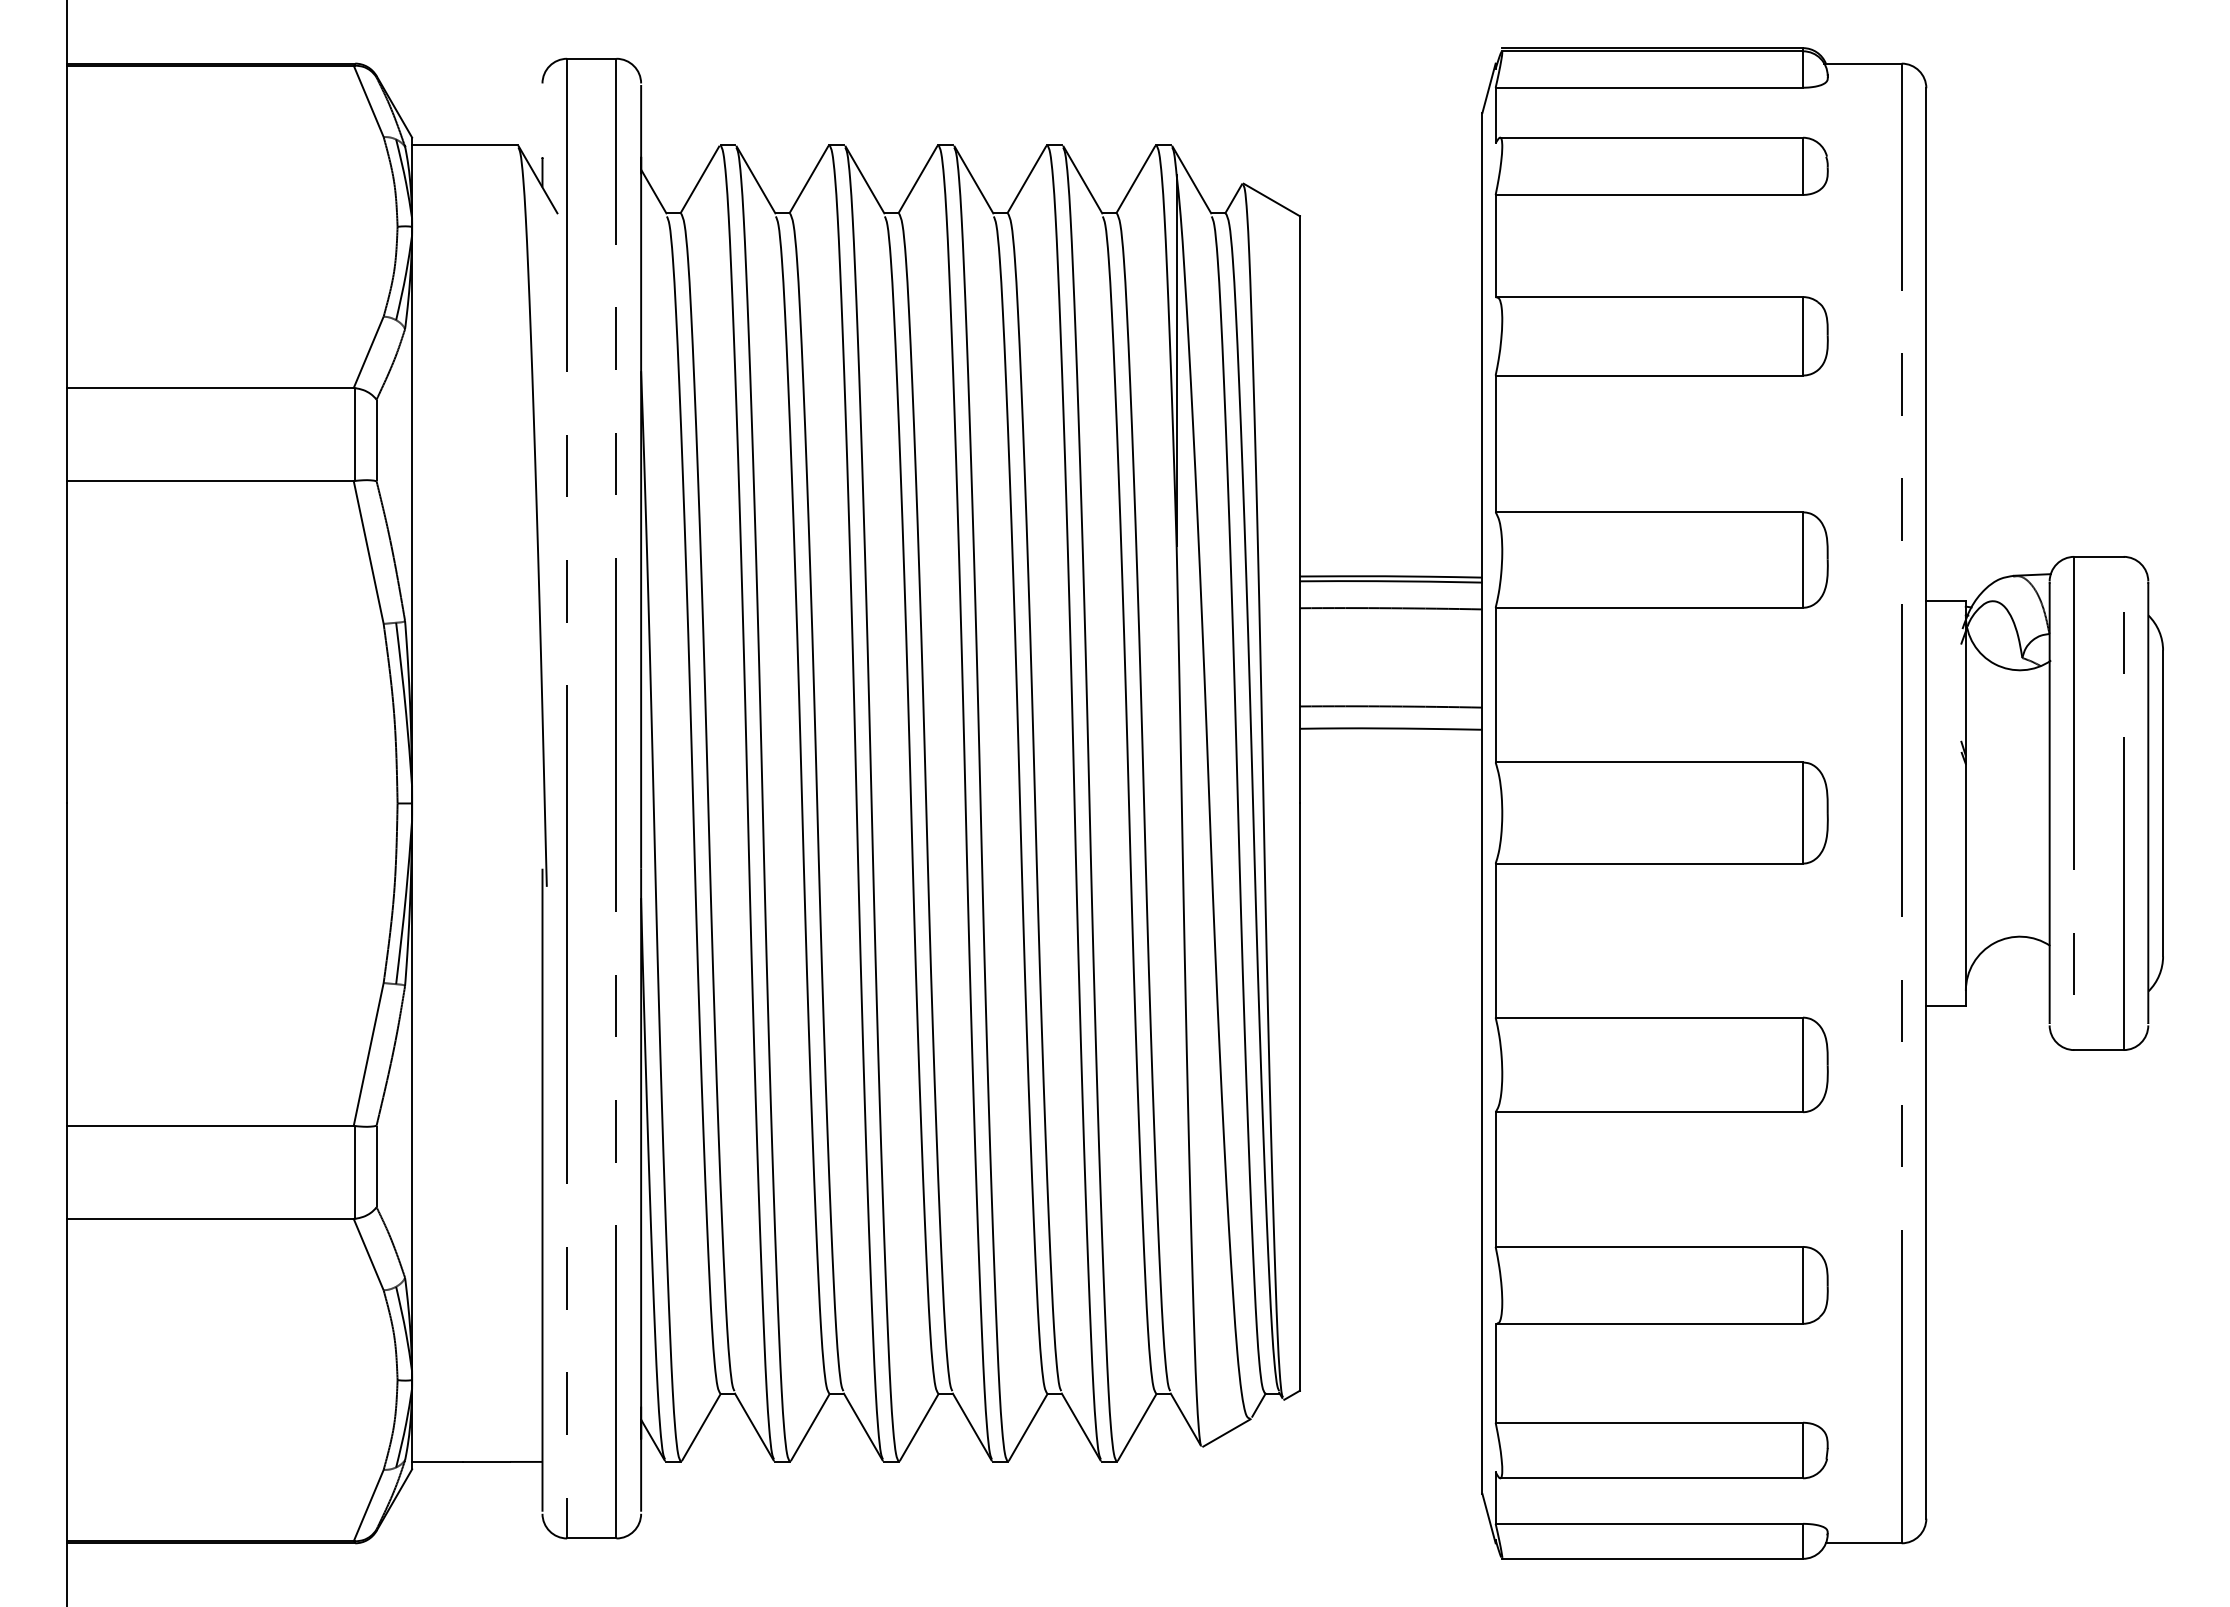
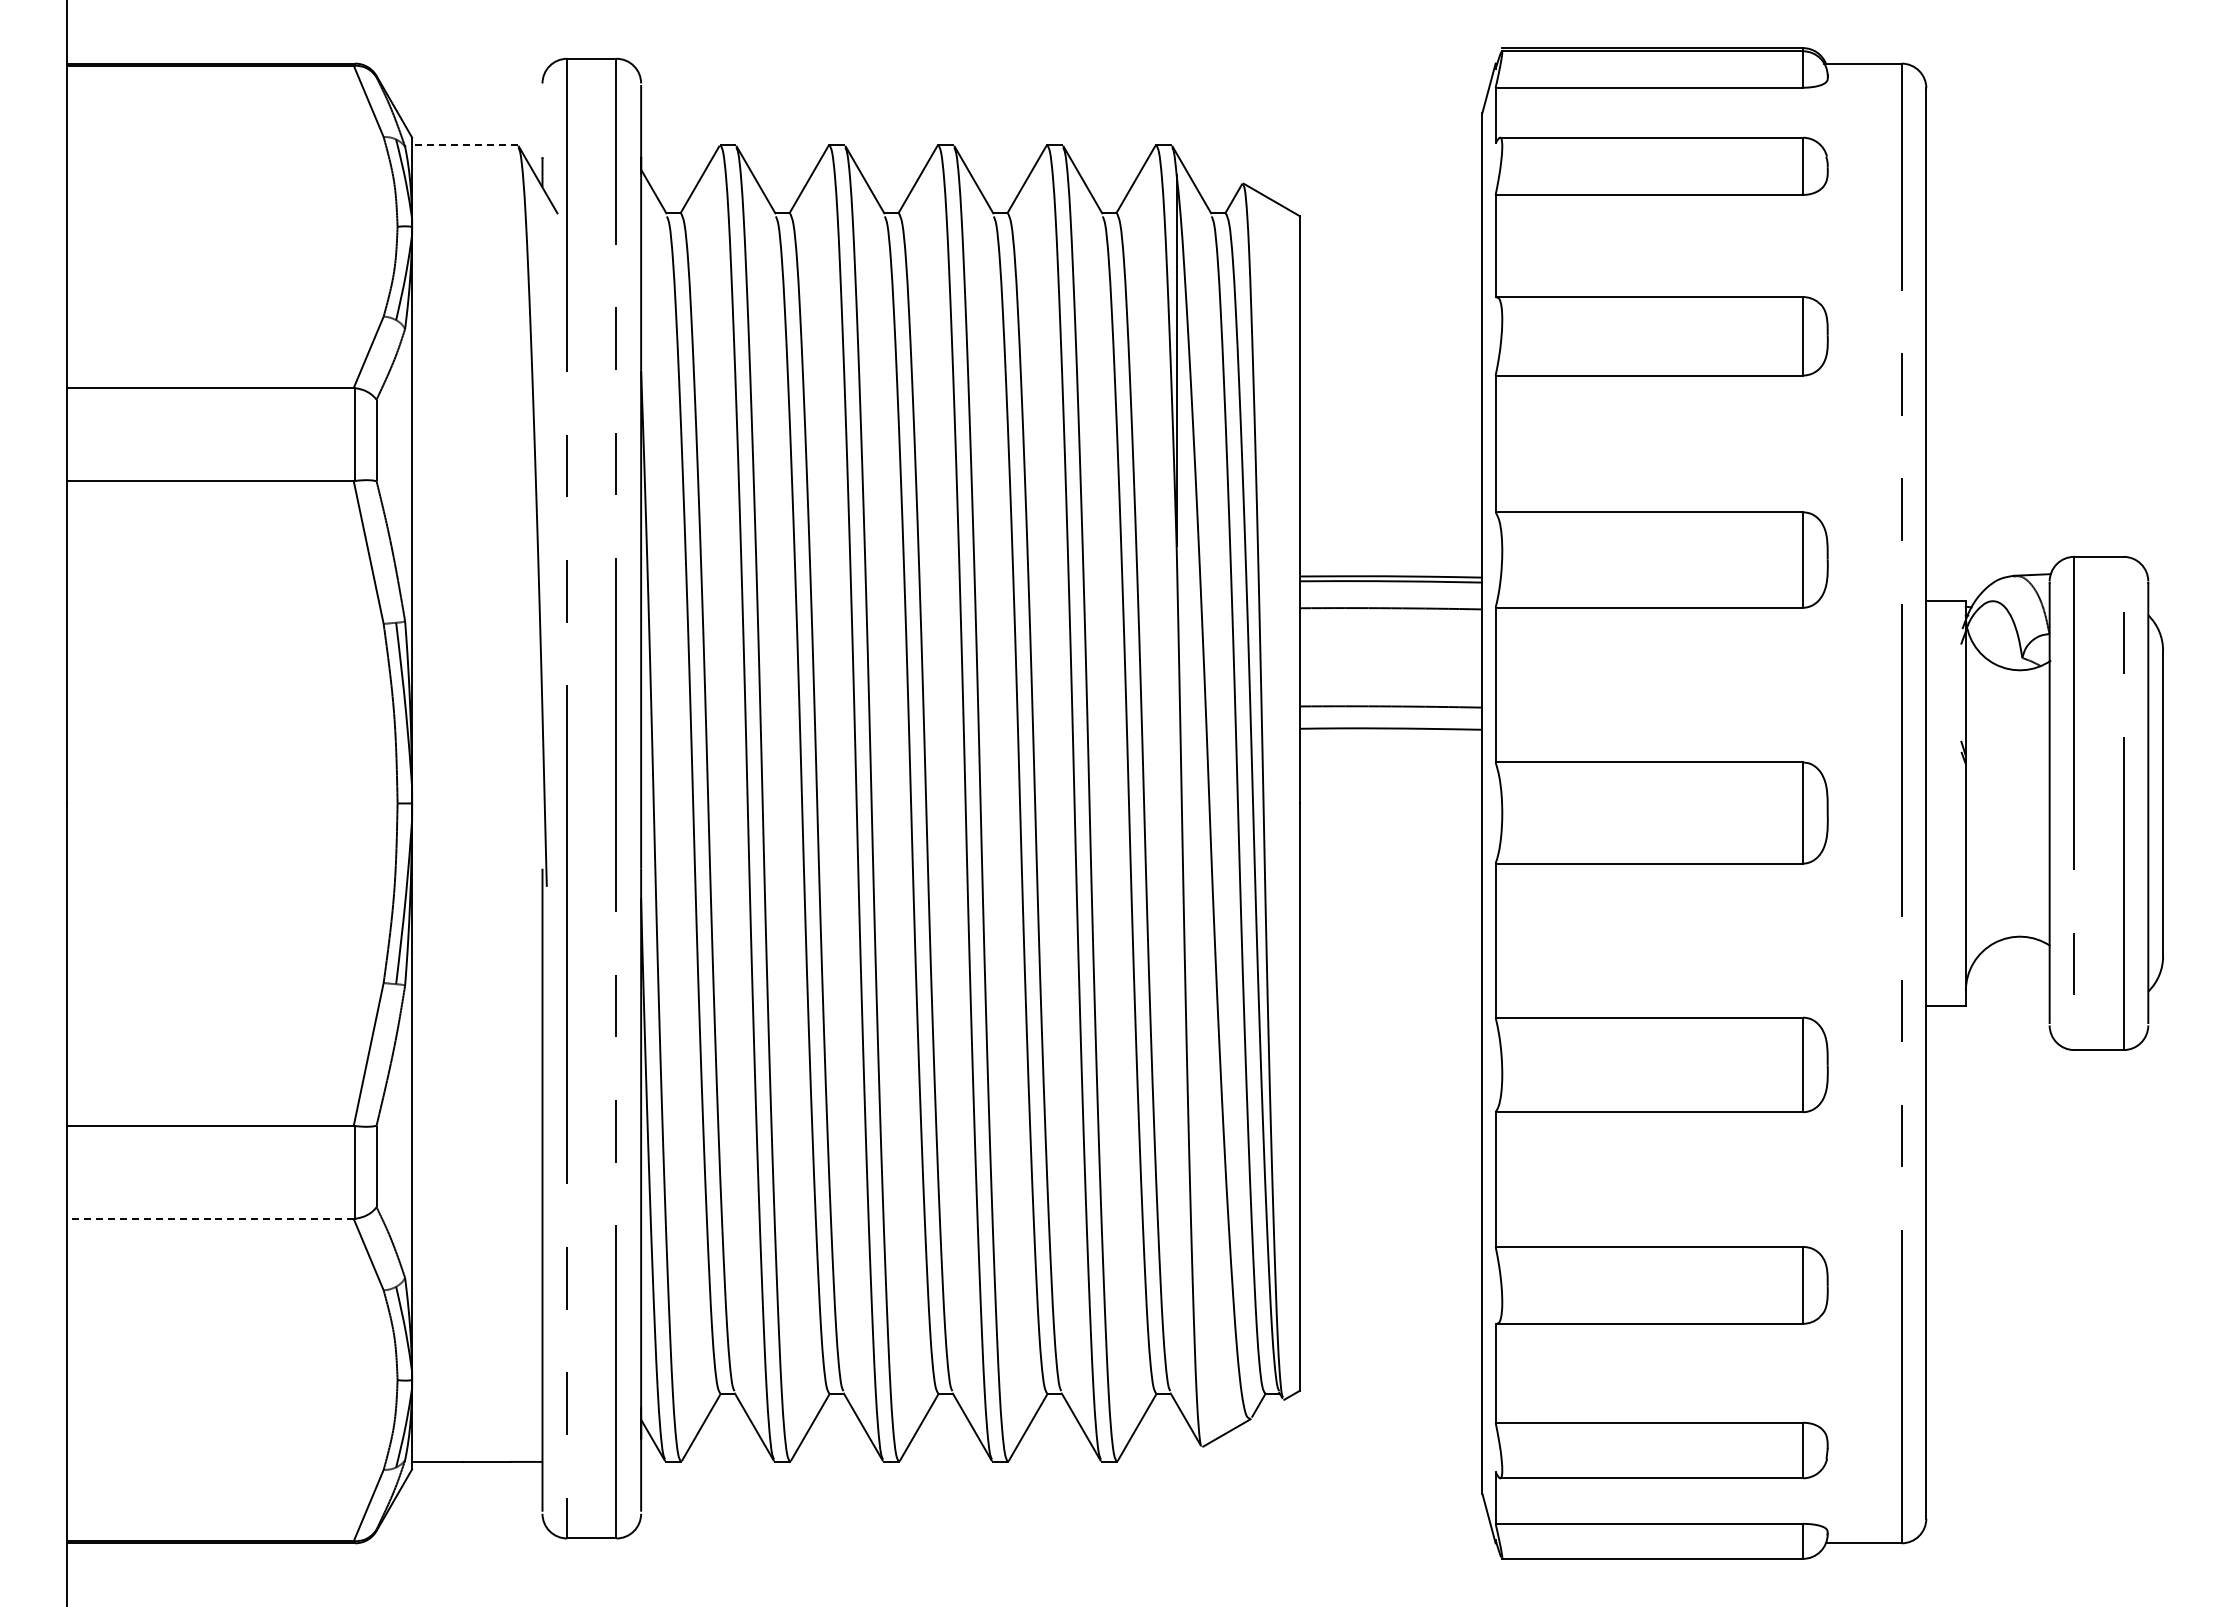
line: solid -> dashed (464, 145)
line: solid -> dashed (209, 1218)
